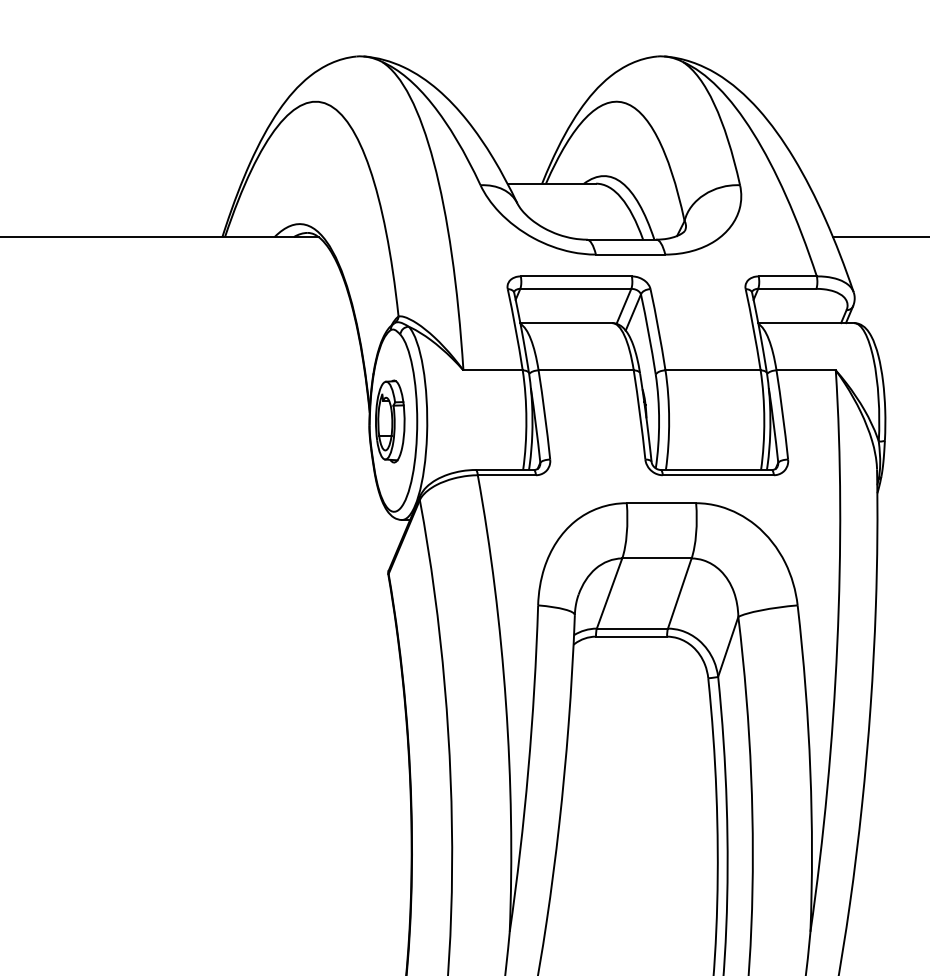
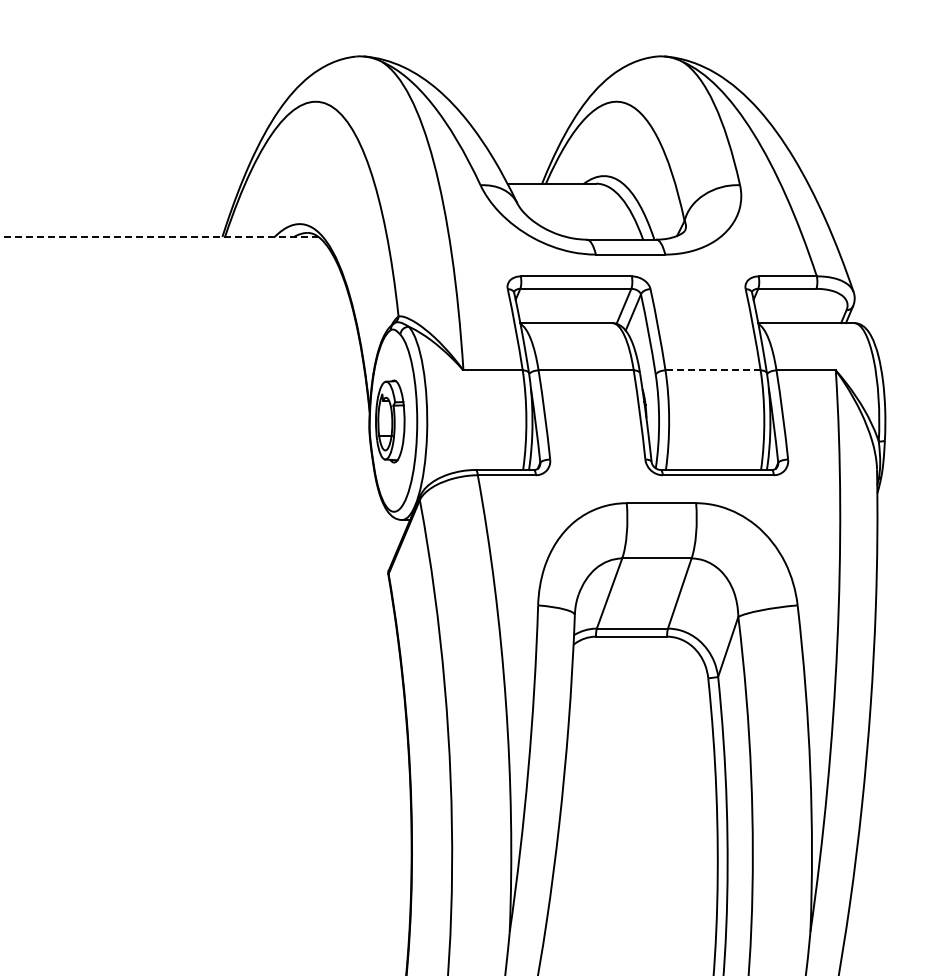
line: solid -> dashed (159, 237)
line: present -> none (879, 237)
line: solid -> dashed (713, 370)
